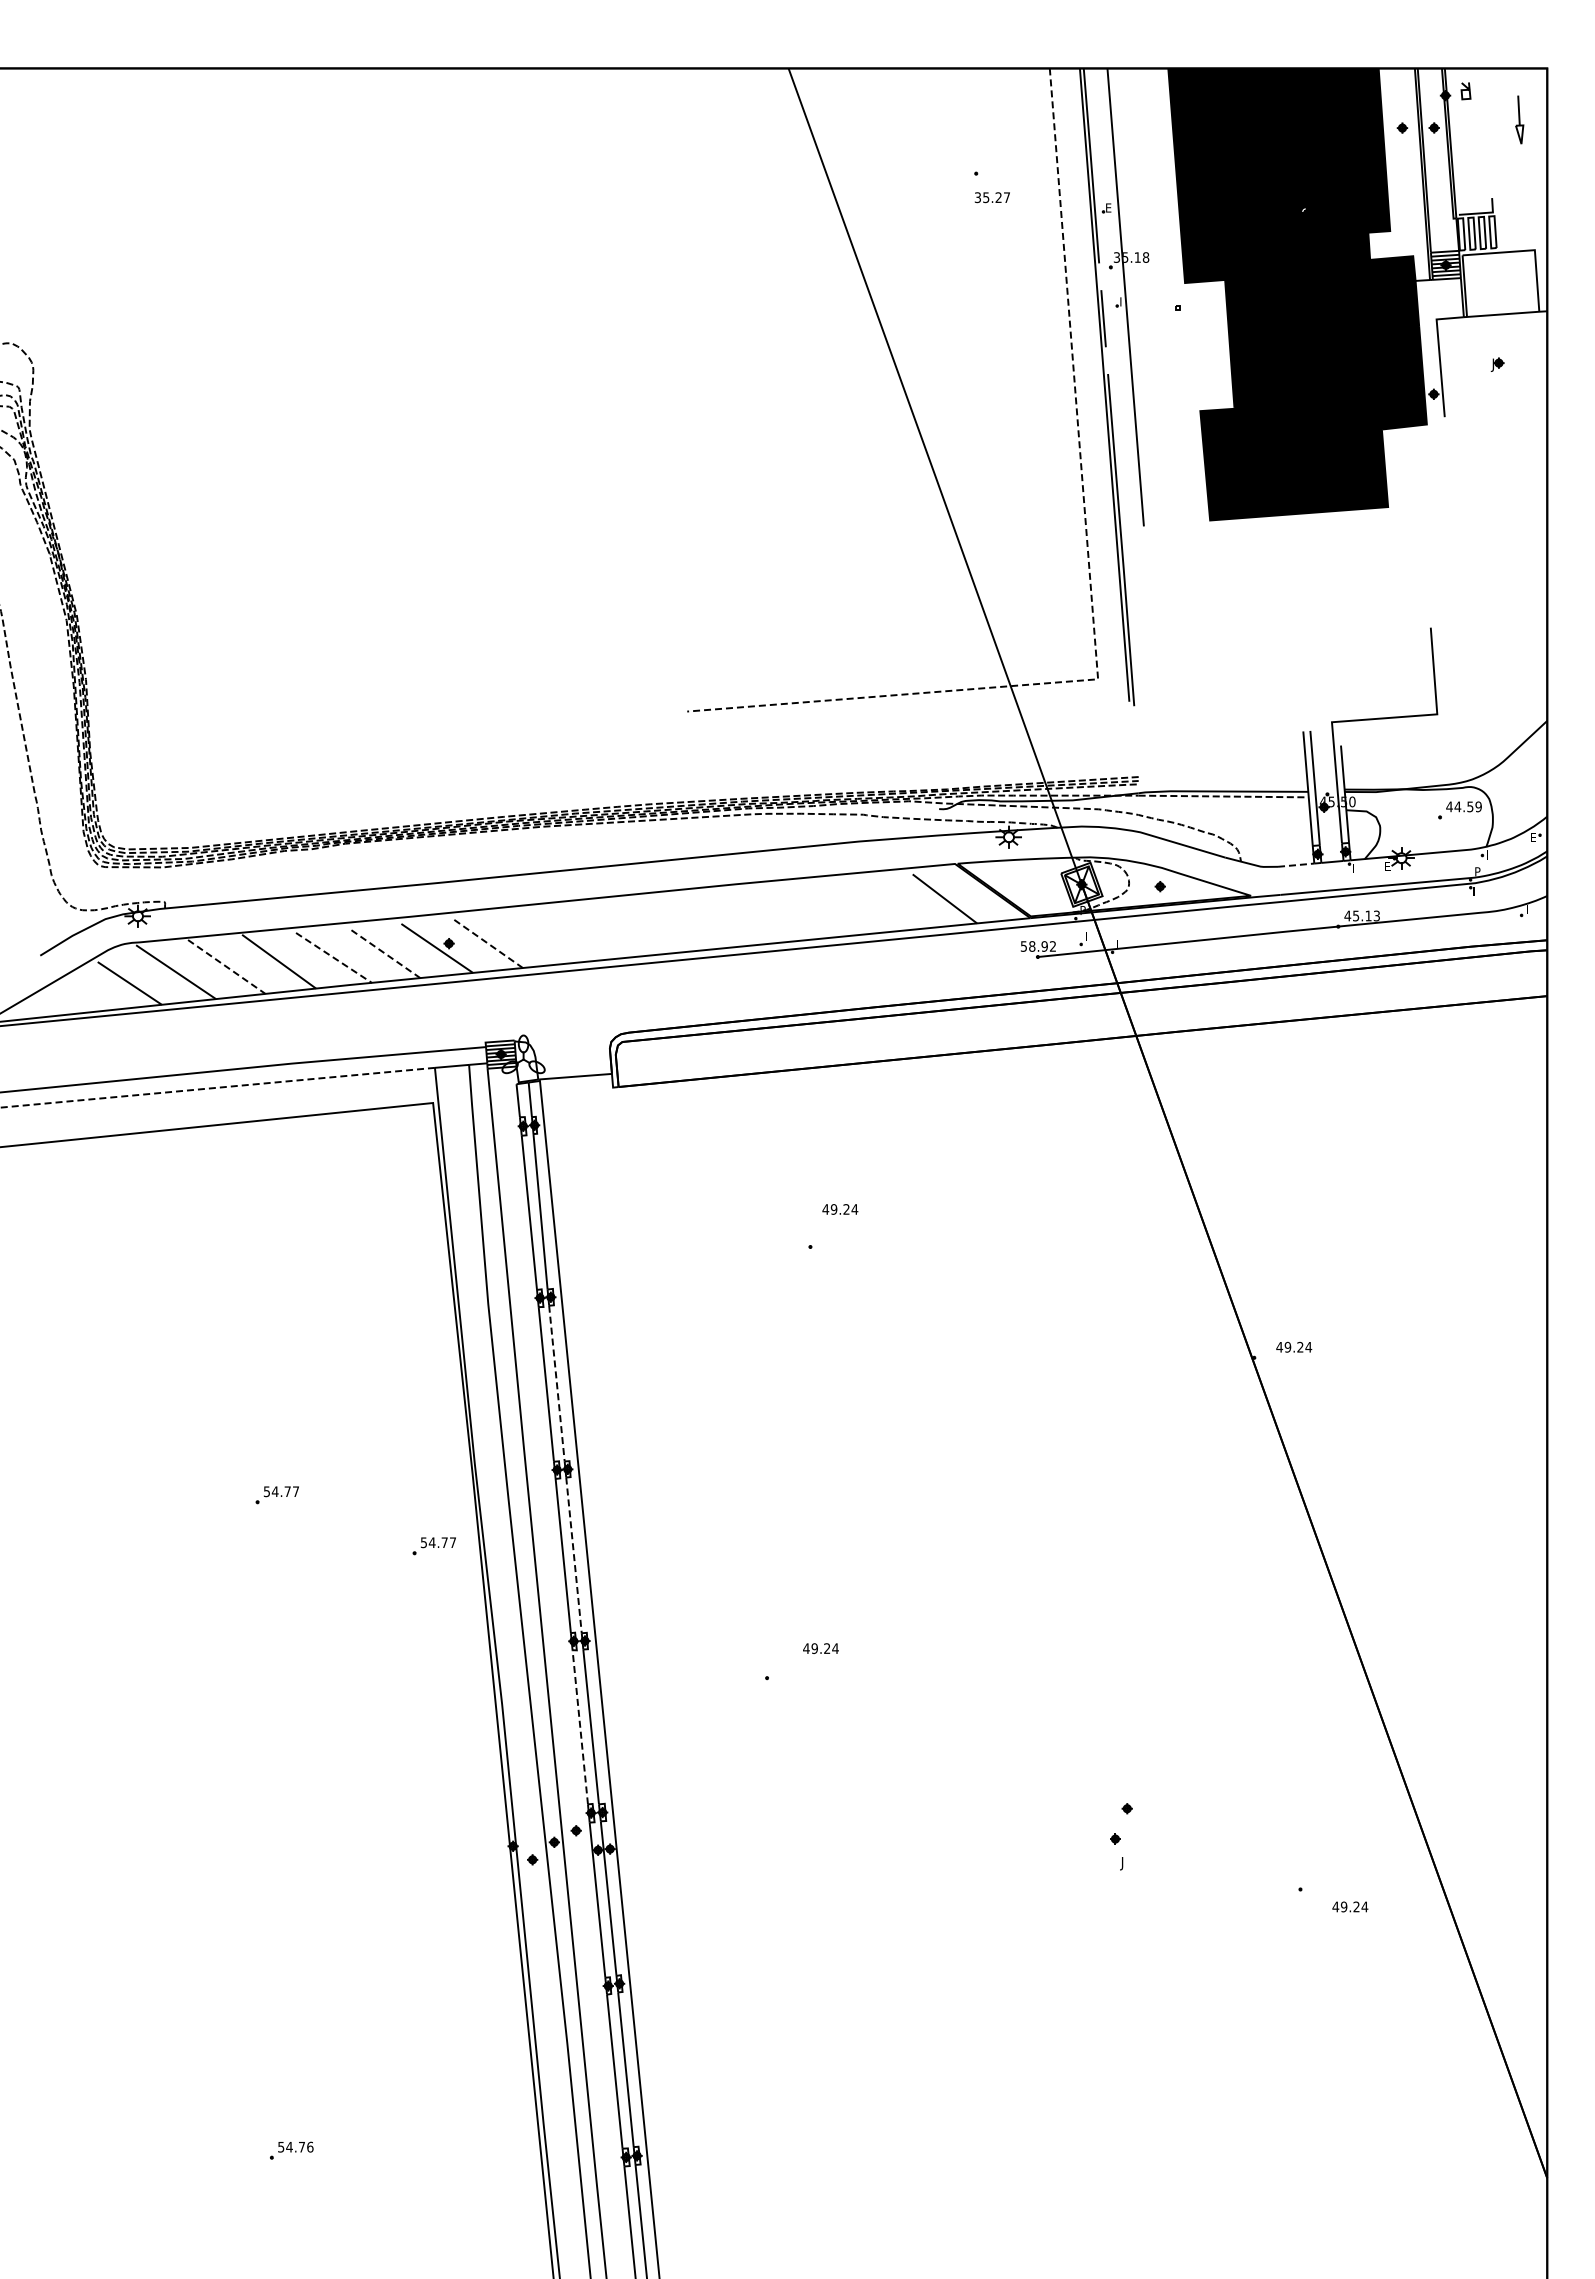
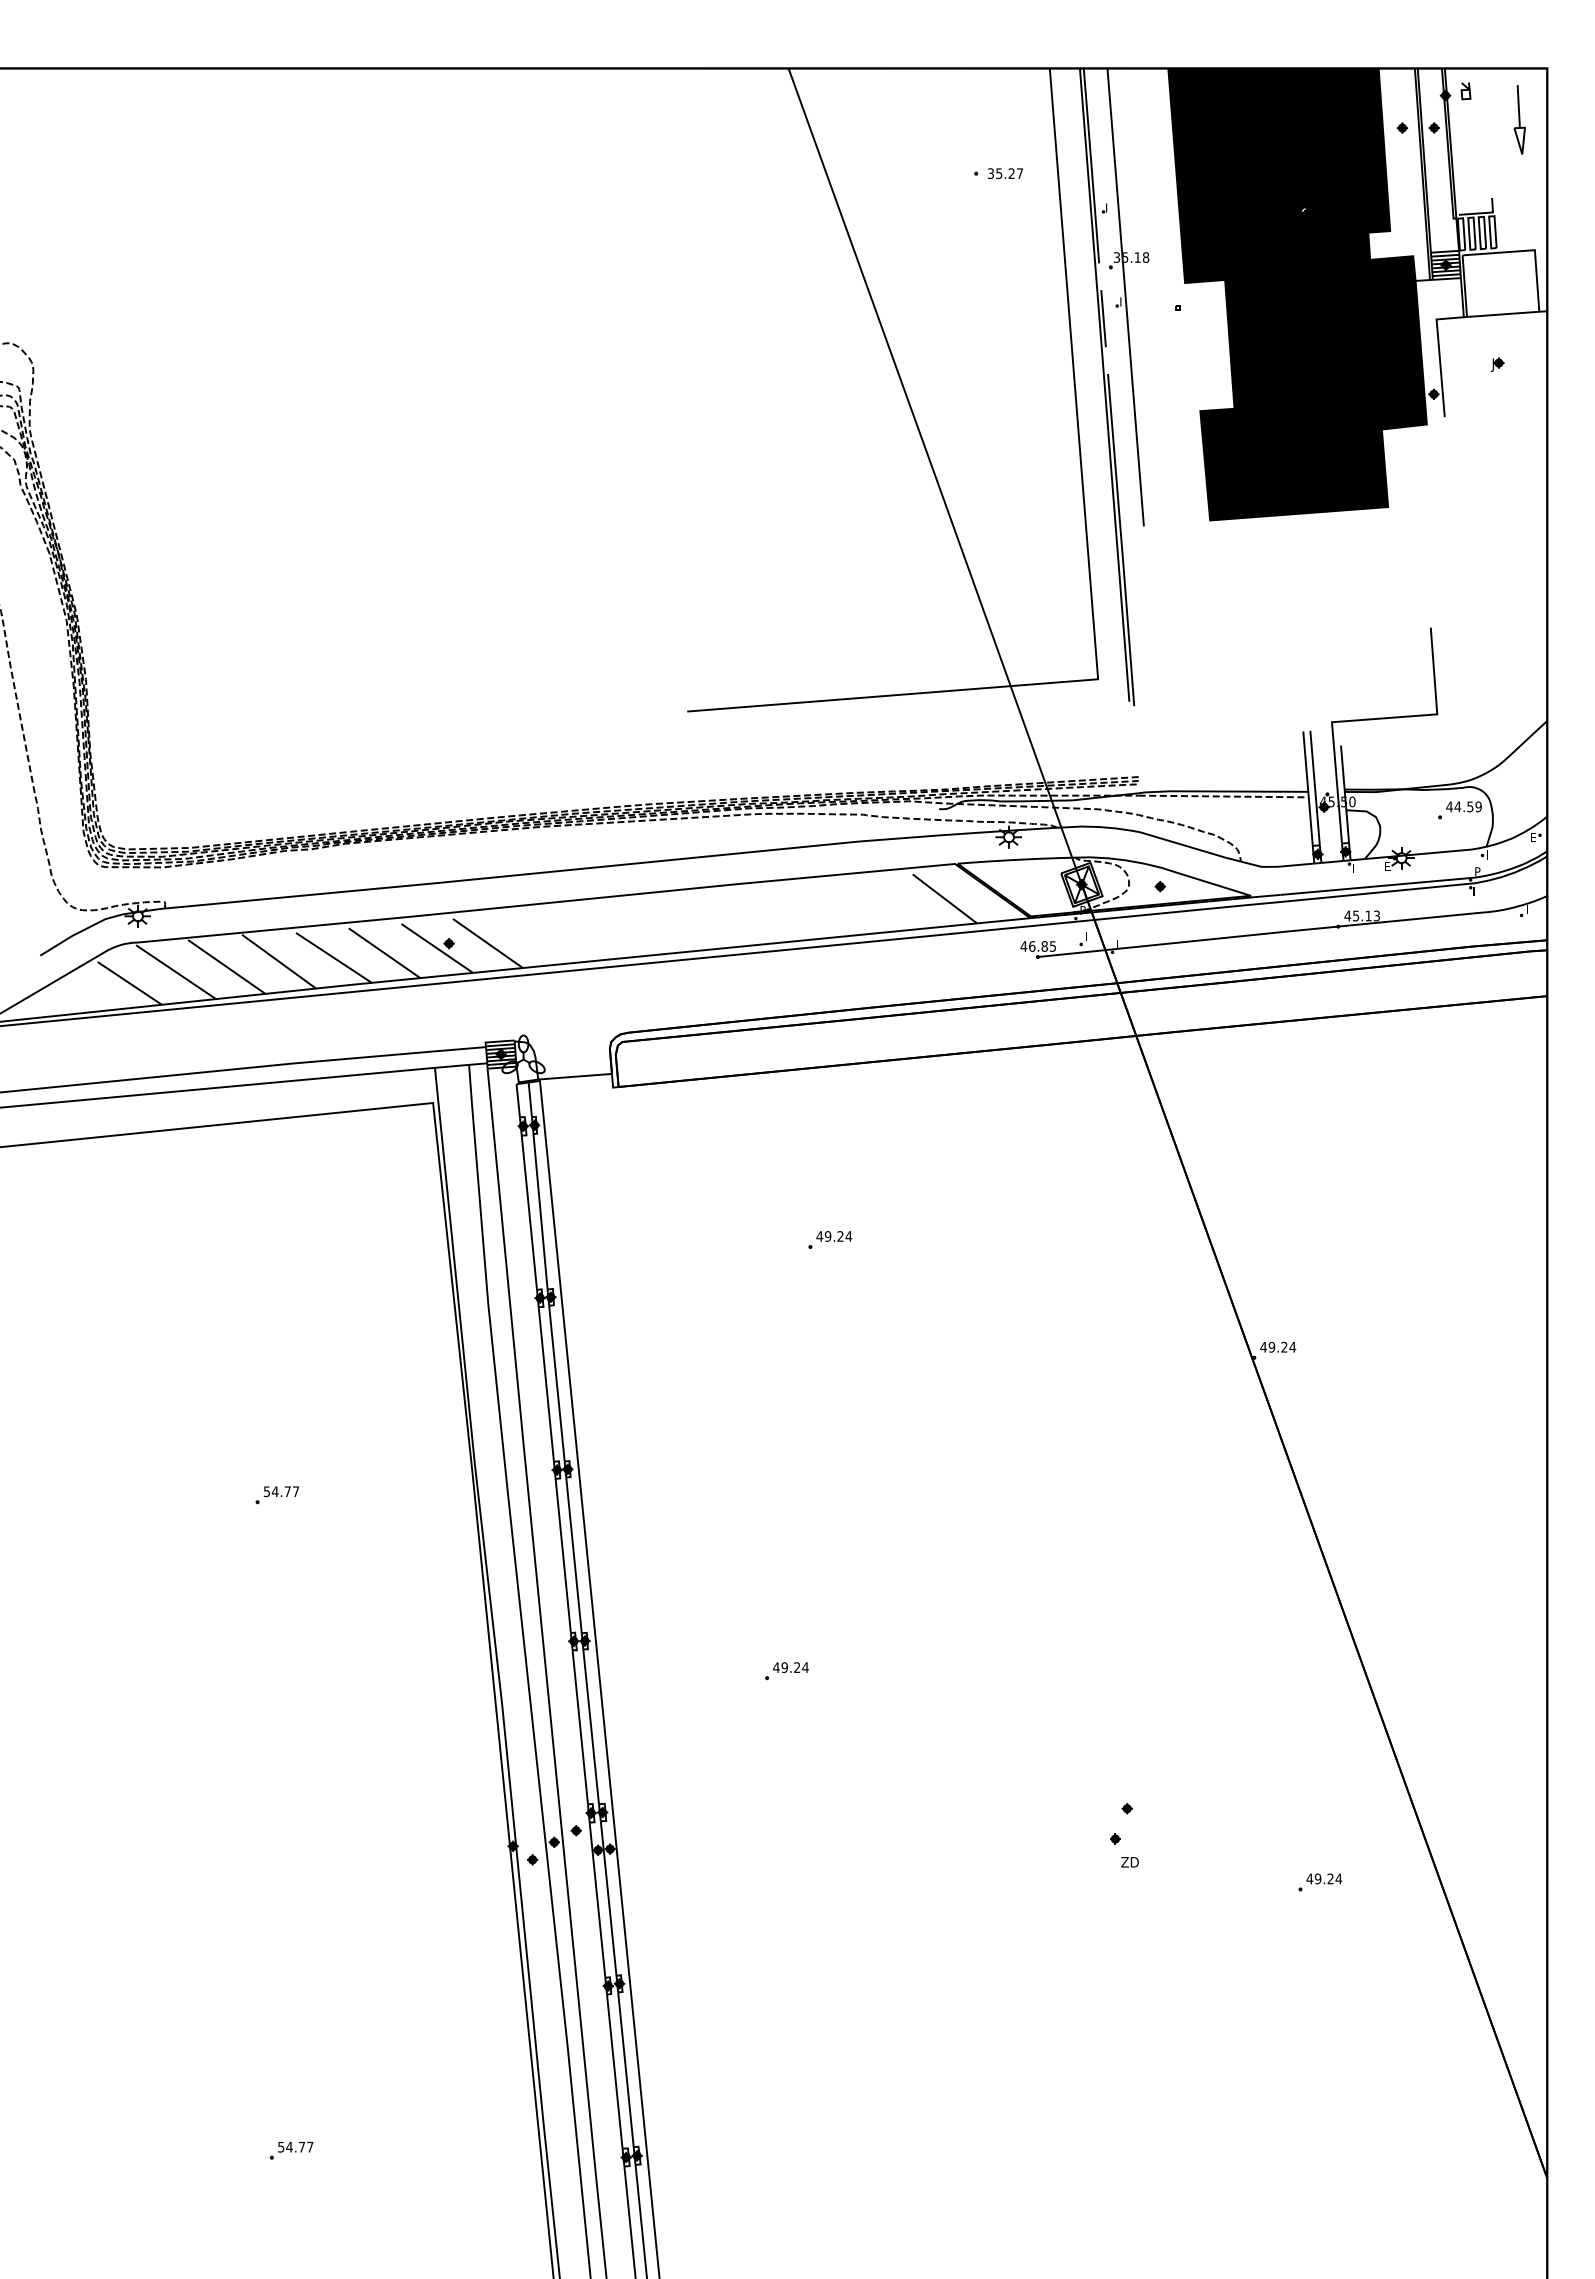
part size: 10x50 px -> 13x70 px (1519, 119)
text position: (991, 197) -> (1004, 173) (1004, 173)
text: E -> I (1109, 207)
line: dashed -> solid (1090, 580)
line: dashed -> solid (1296, 865)
line: dashed -> solid (488, 943)
text: 58.92 -> 46.85 (1037, 946)
line: dashed -> solid (384, 953)
line: dashed -> solid (334, 958)
line: dashed -> solid (227, 967)
line: dashed -> solid (217, 1087)
text position: (840, 1209) -> (834, 1236) (834, 1236)
text position: (1294, 1346) -> (1278, 1346) (1278, 1346)
line: dashed -> solid (556, 1384)
part: present -> none (433, 1546)
line: dashed -> solid (574, 1555)
text position: (820, 1648) -> (790, 1667) (790, 1667)
line: dashed -> solid (580, 1726)
text: J -> ZD (1129, 1863)
text position: (1350, 1906) -> (1324, 1878) (1324, 1878)
text: 54.76 -> 54.77 (310, 2146)
